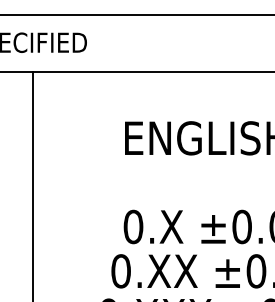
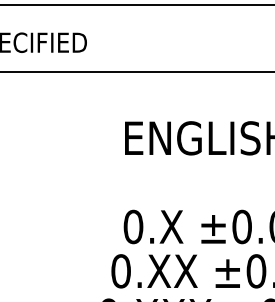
line position: (136, 14) -> (136, 4) (136, 4)
line: present -> none (33, 185)
